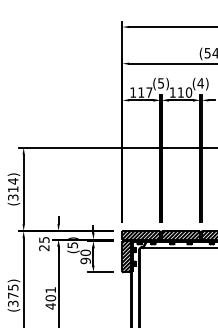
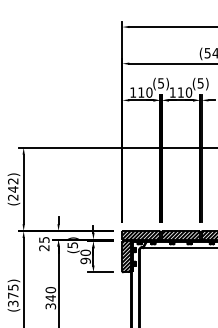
text: (4) -> (5) (200, 83)
text: 117 -> 110 (149, 92)
text: (314) -> (242) (13, 189)
text: 401 -> 340 (50, 298)
